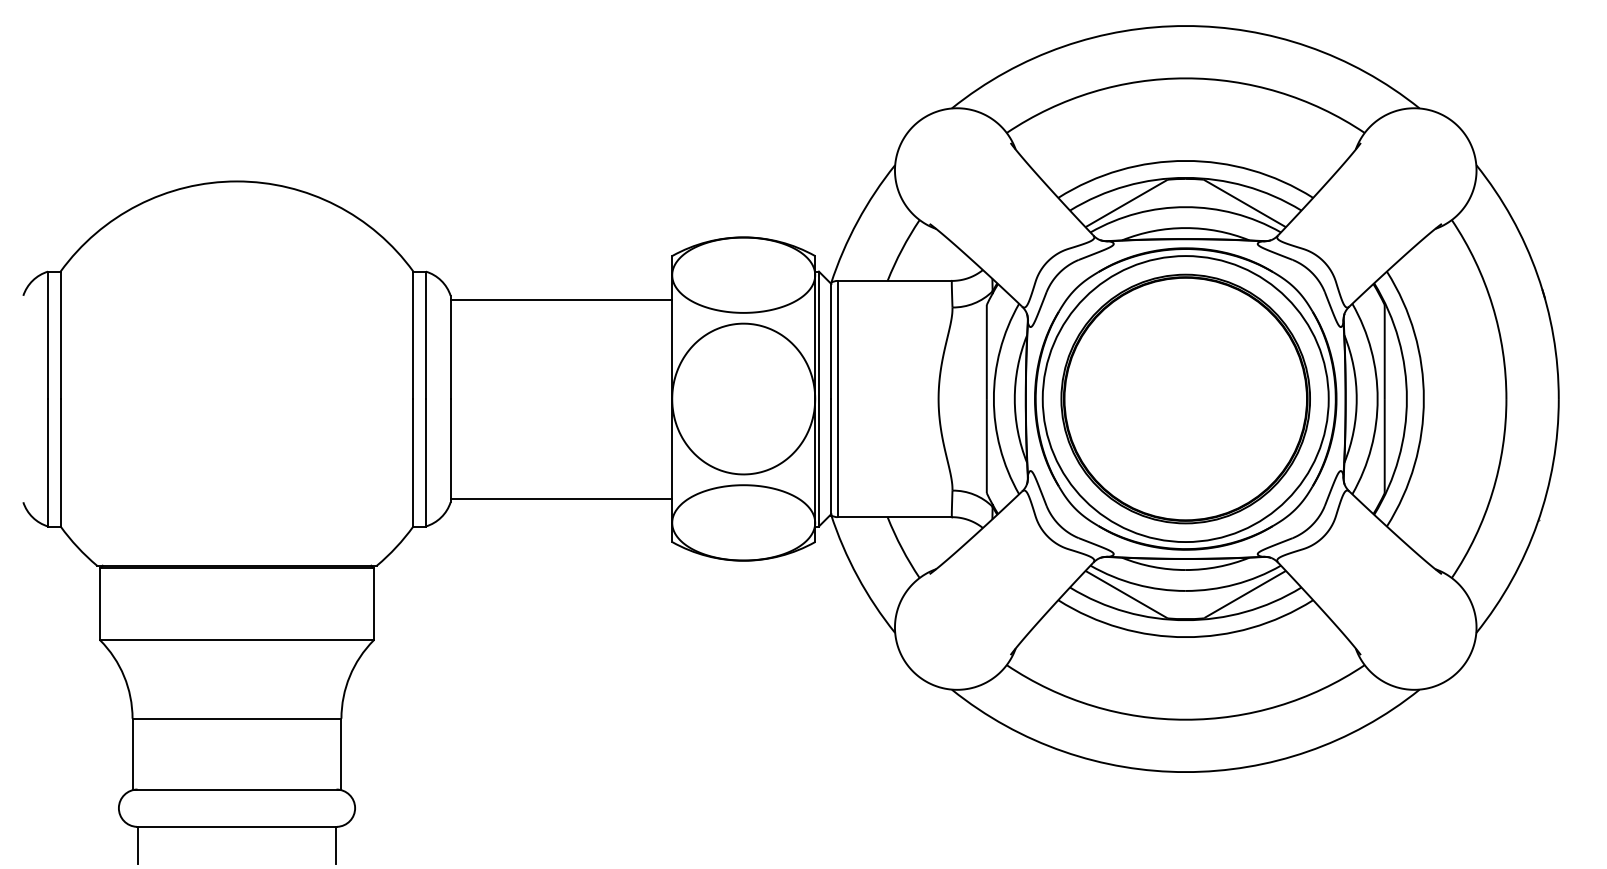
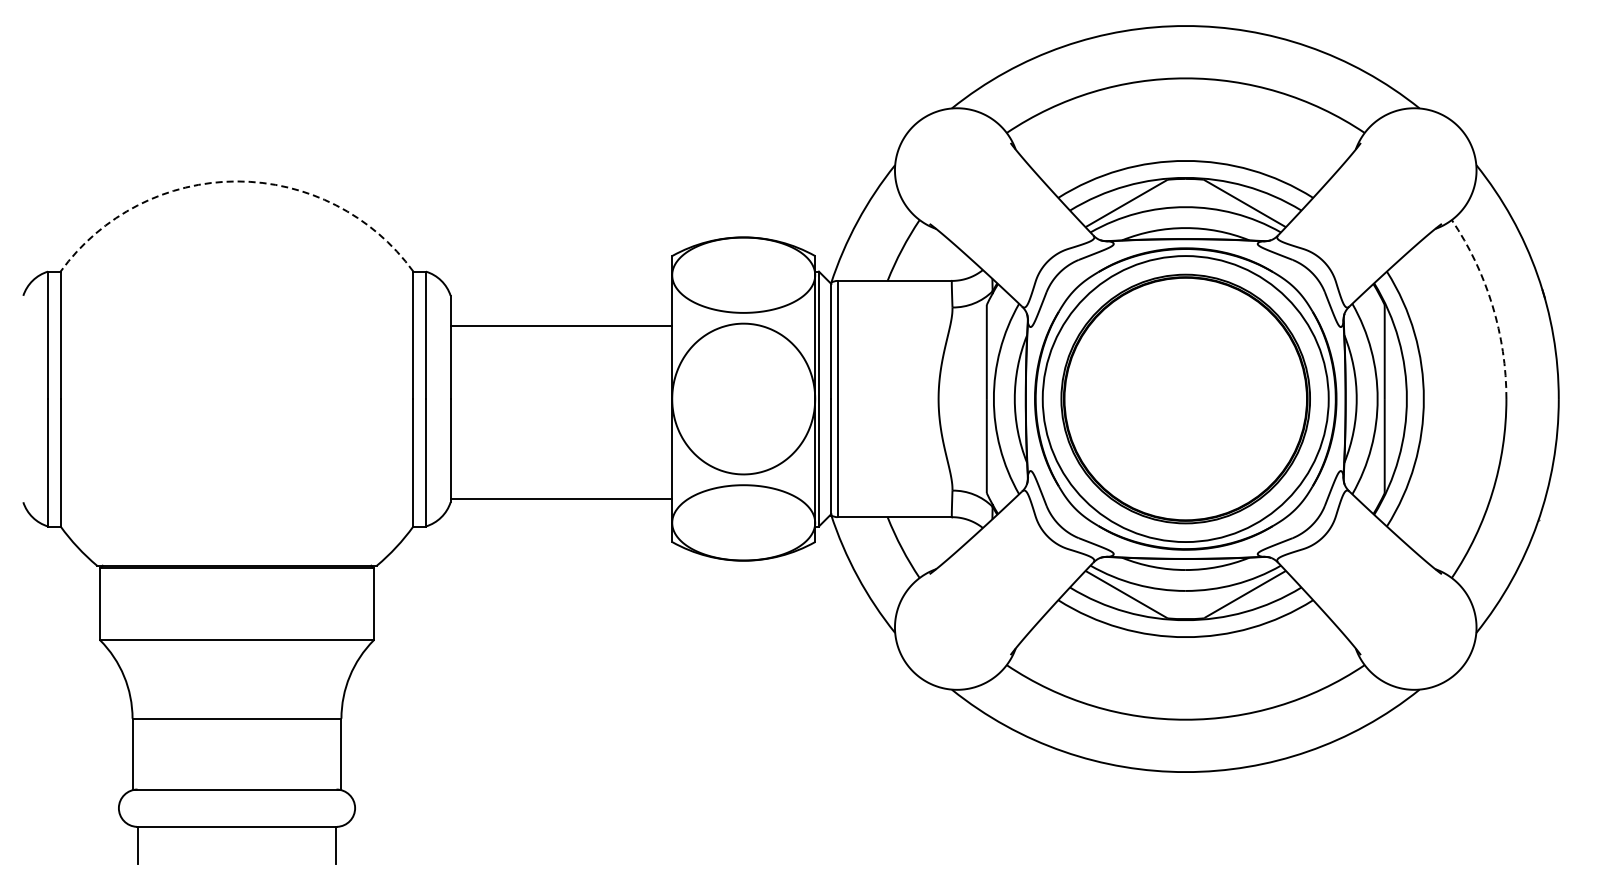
arc: solid -> dashed (237, 181)
line position: (561, 299) -> (561, 325) (561, 325)
arc: solid -> dashed (1492, 305)
